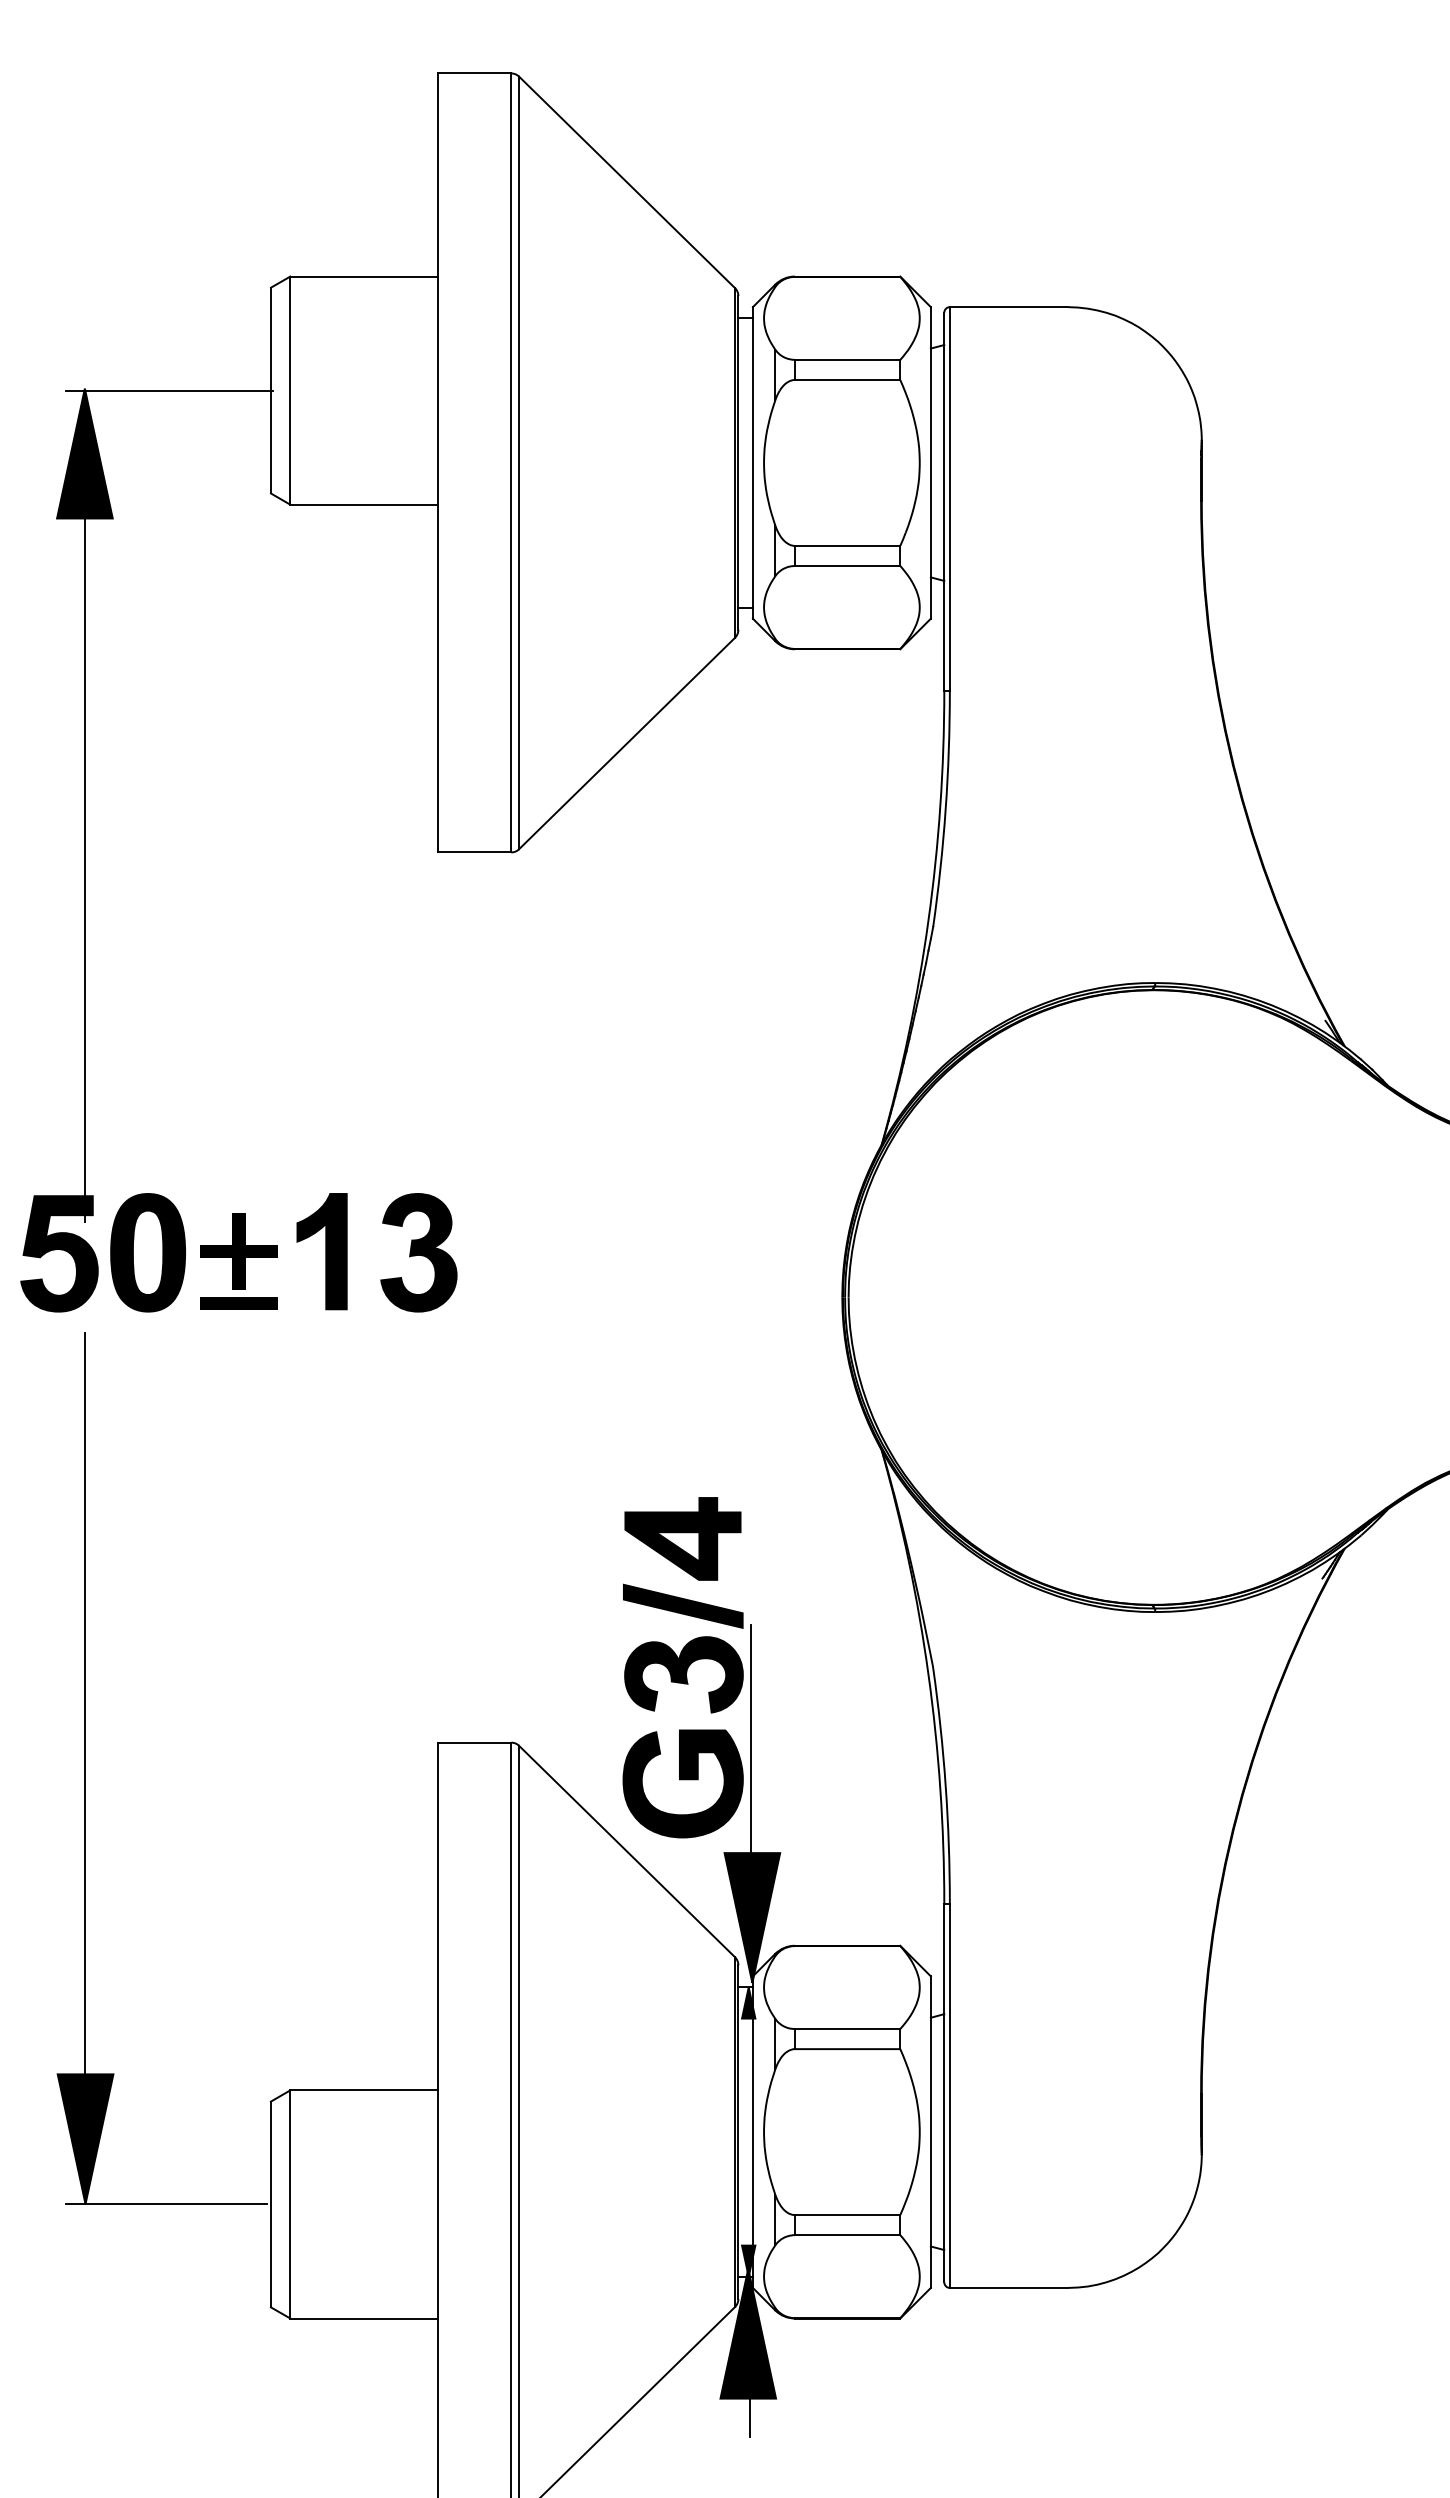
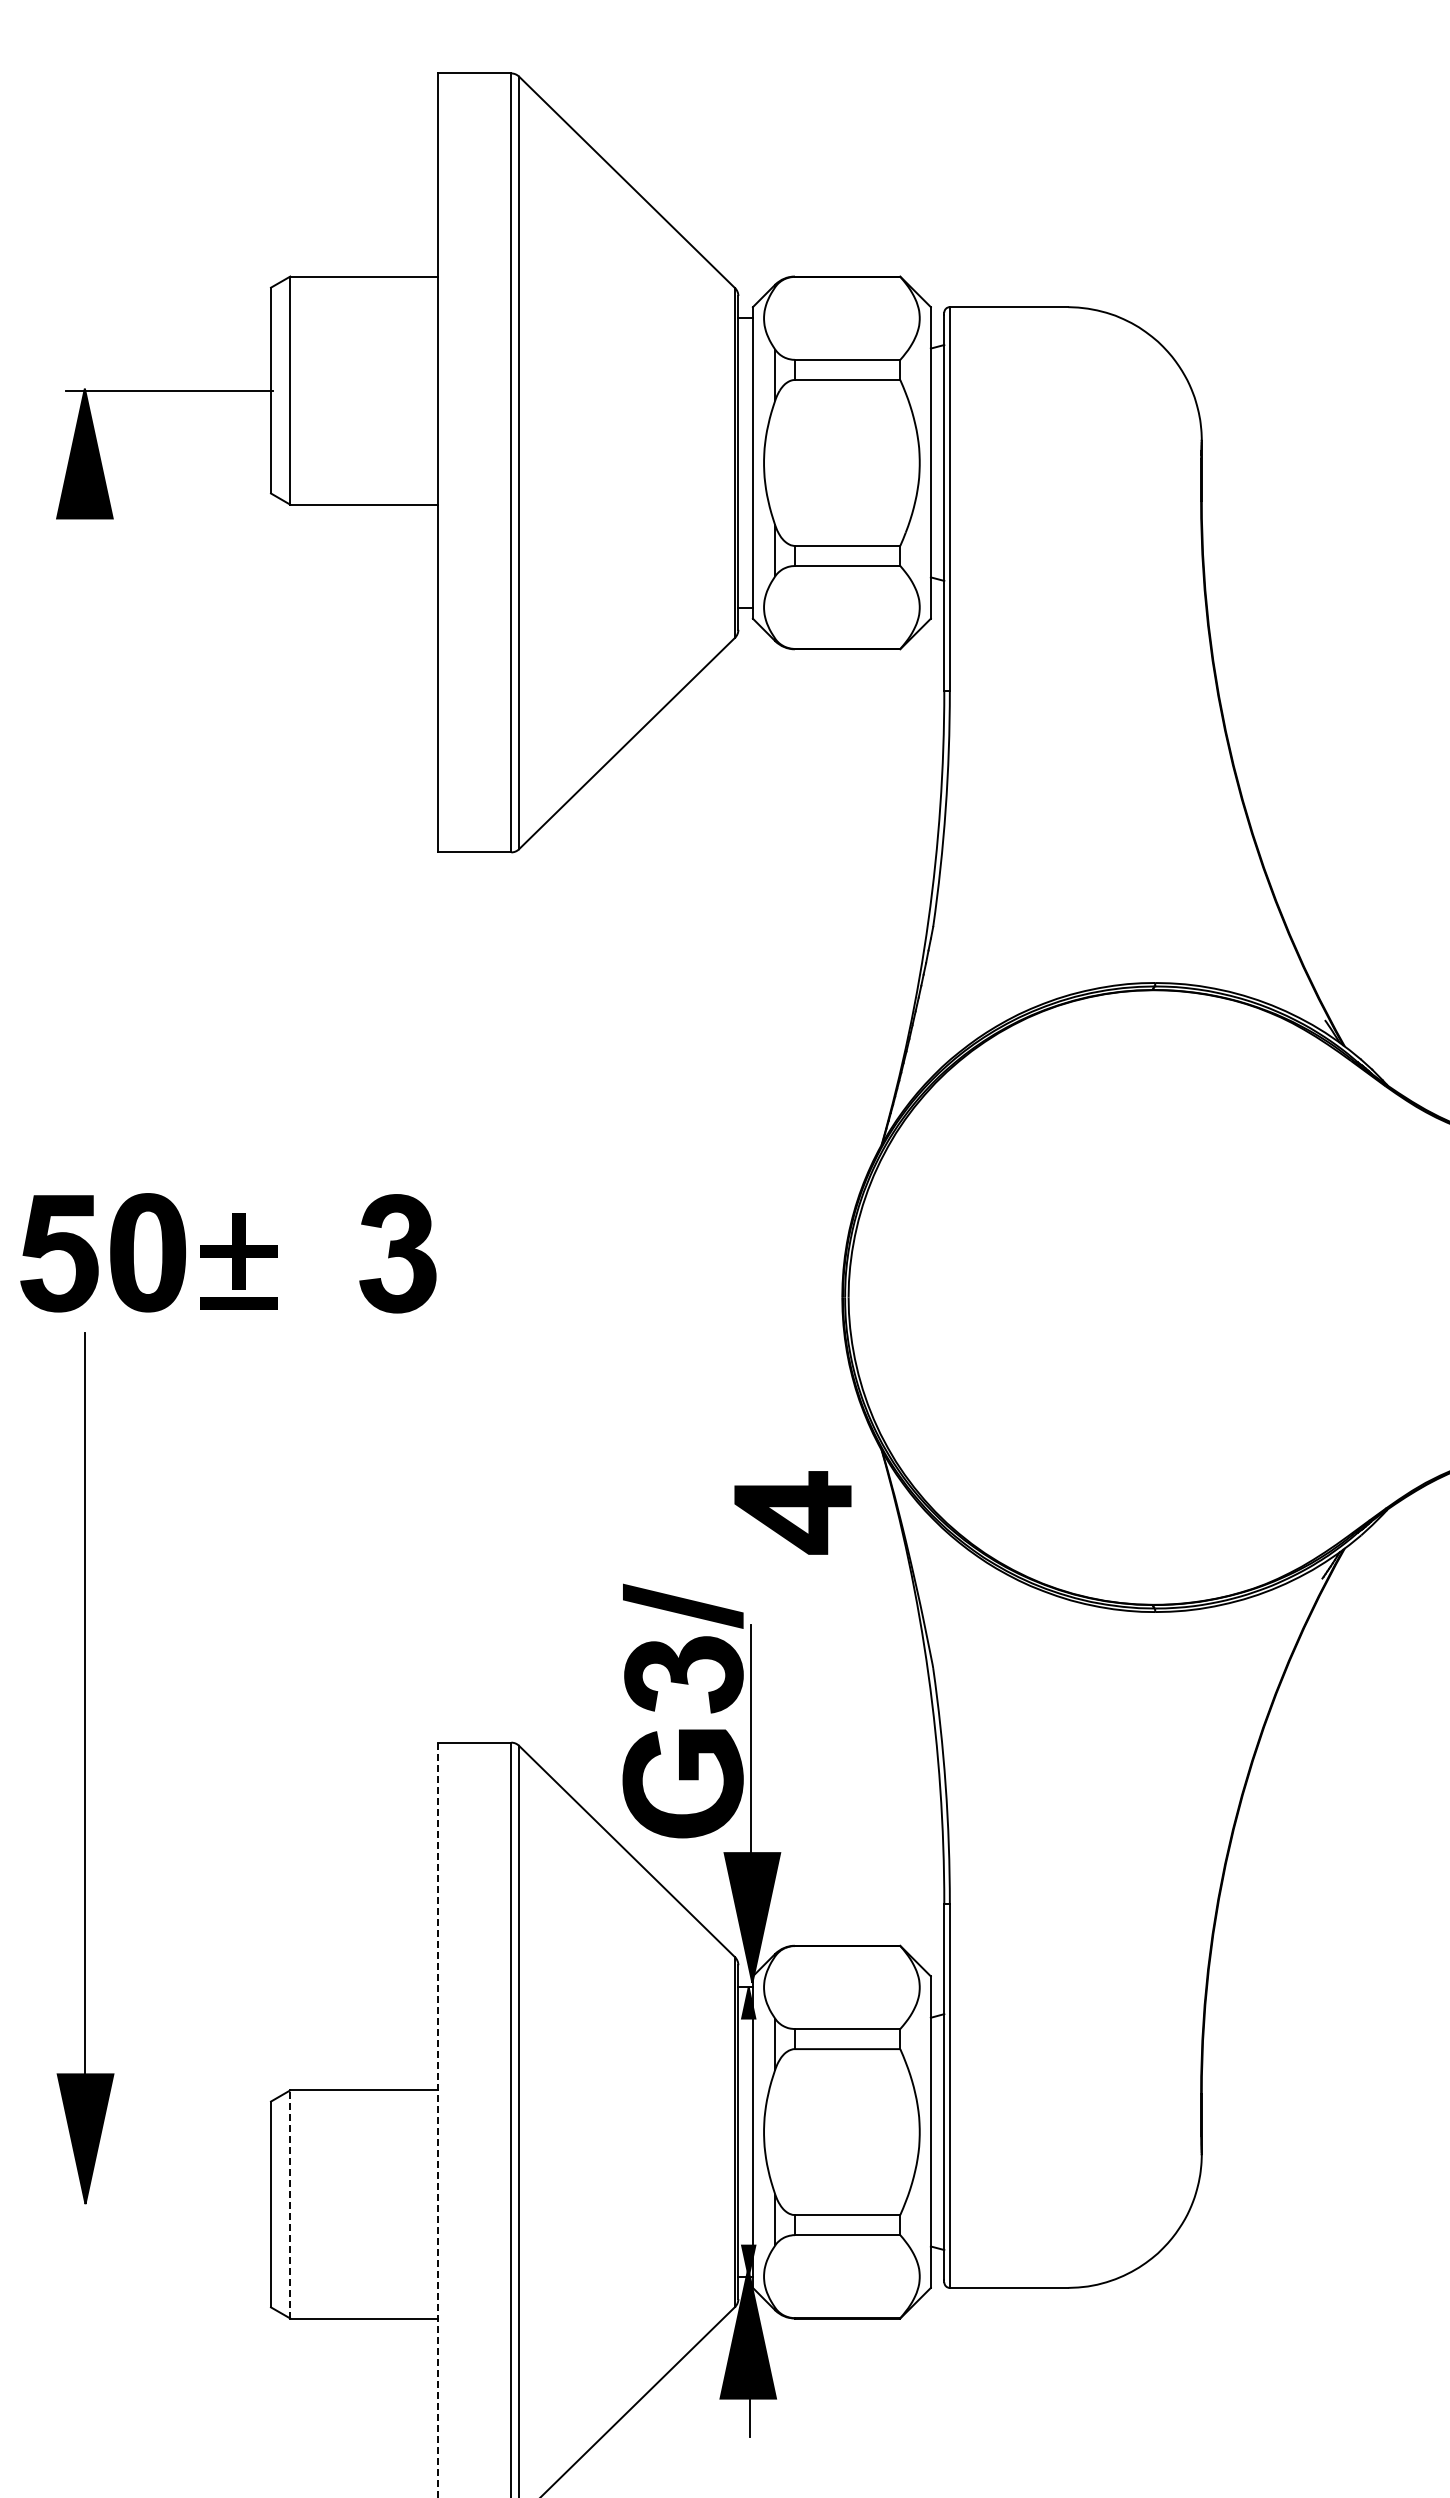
line: present -> none (84, 808)
part: present -> none (321, 1251)
part position: (418, 1252) -> (397, 1253) (397, 1253)
part position: (682, 1538) -> (792, 1512) (792, 1512)
line: solid -> dashed (437, 2120)
line: solid -> dashed (290, 2203)
line: present -> none (166, 2204)
